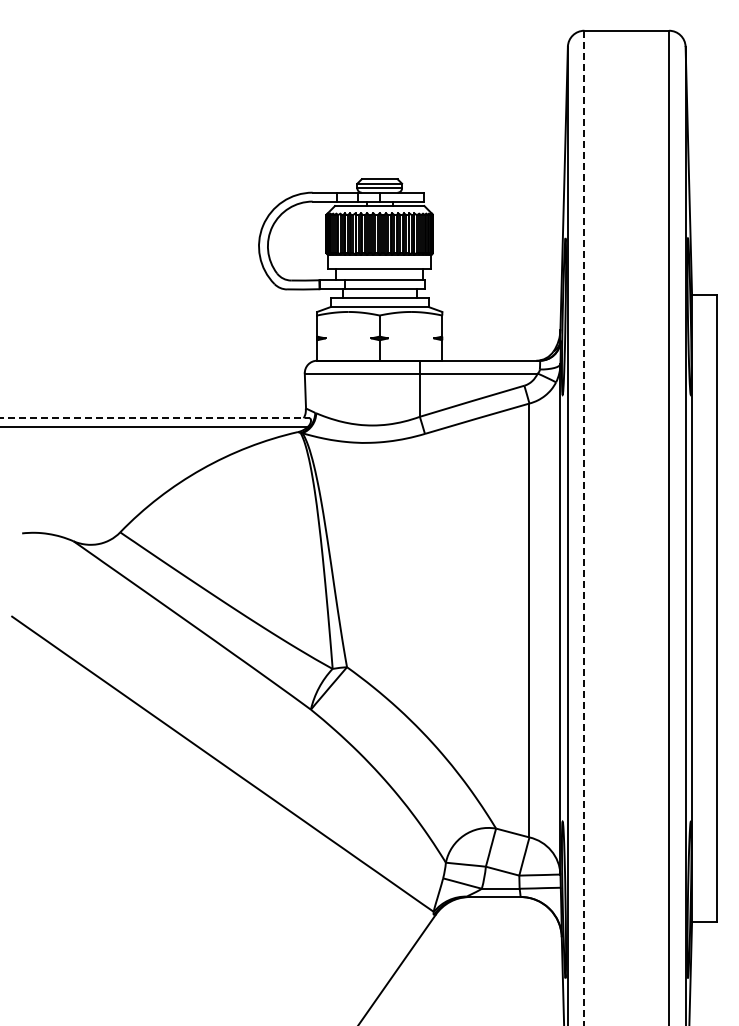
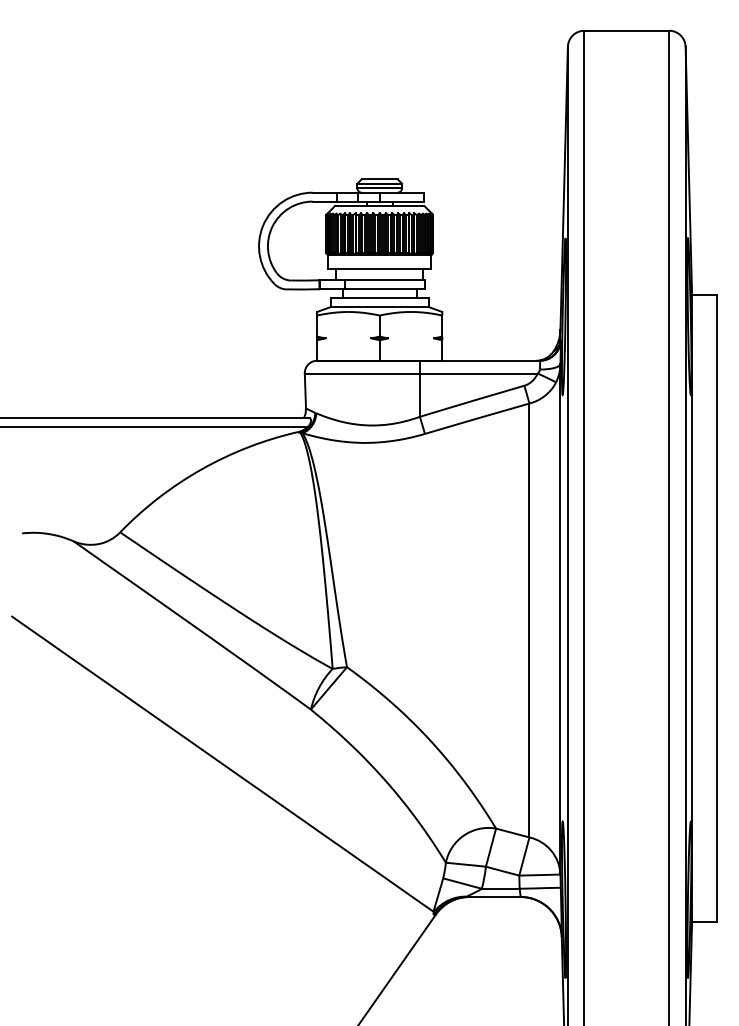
line: dashed -> solid (154, 418)
line: dashed -> solid (584, 528)
